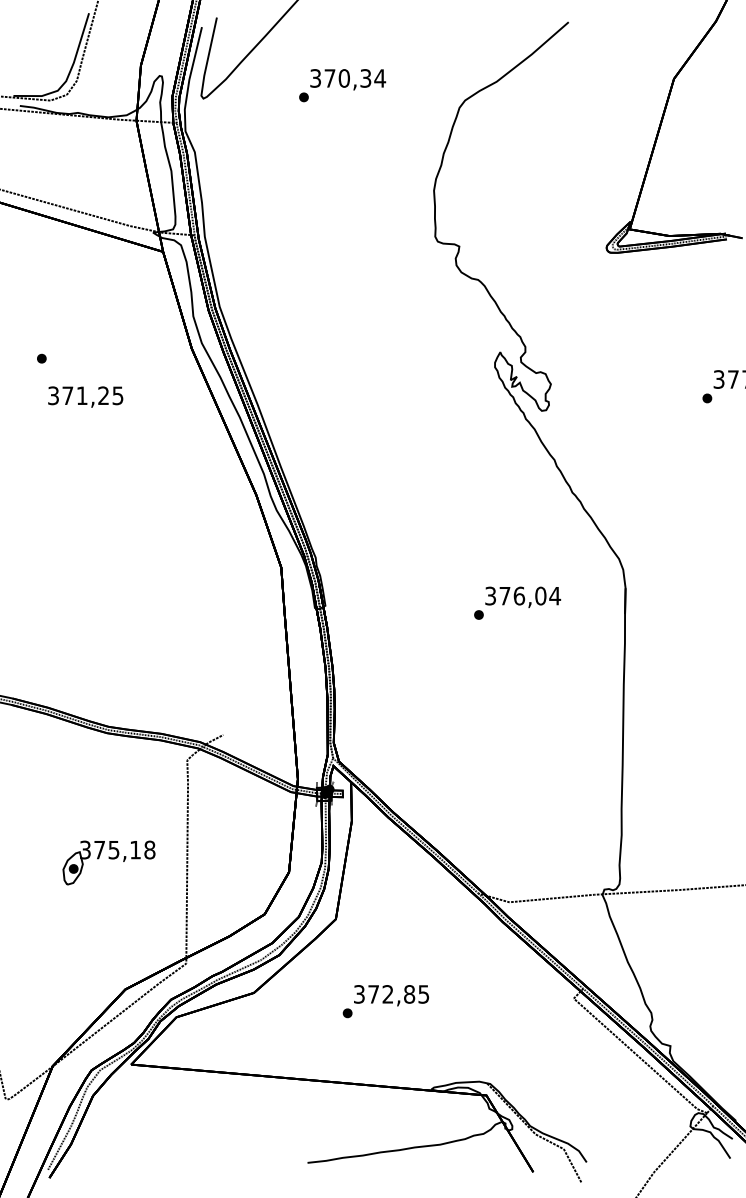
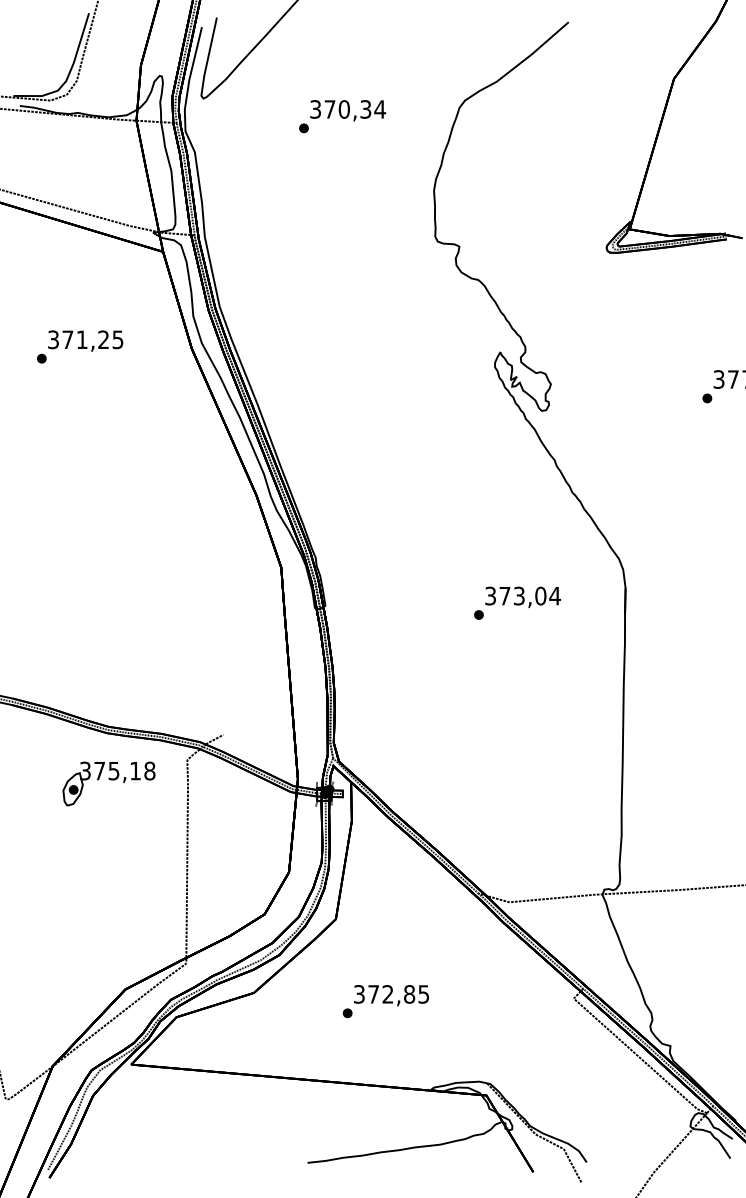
text position: (342, 85) -> (342, 116) (342, 116)
text position: (85, 396) -> (85, 340) (85, 340)
text: 376,04 -> 373,04 (519, 595)
part position: (108, 862) -> (108, 783) (108, 783)
